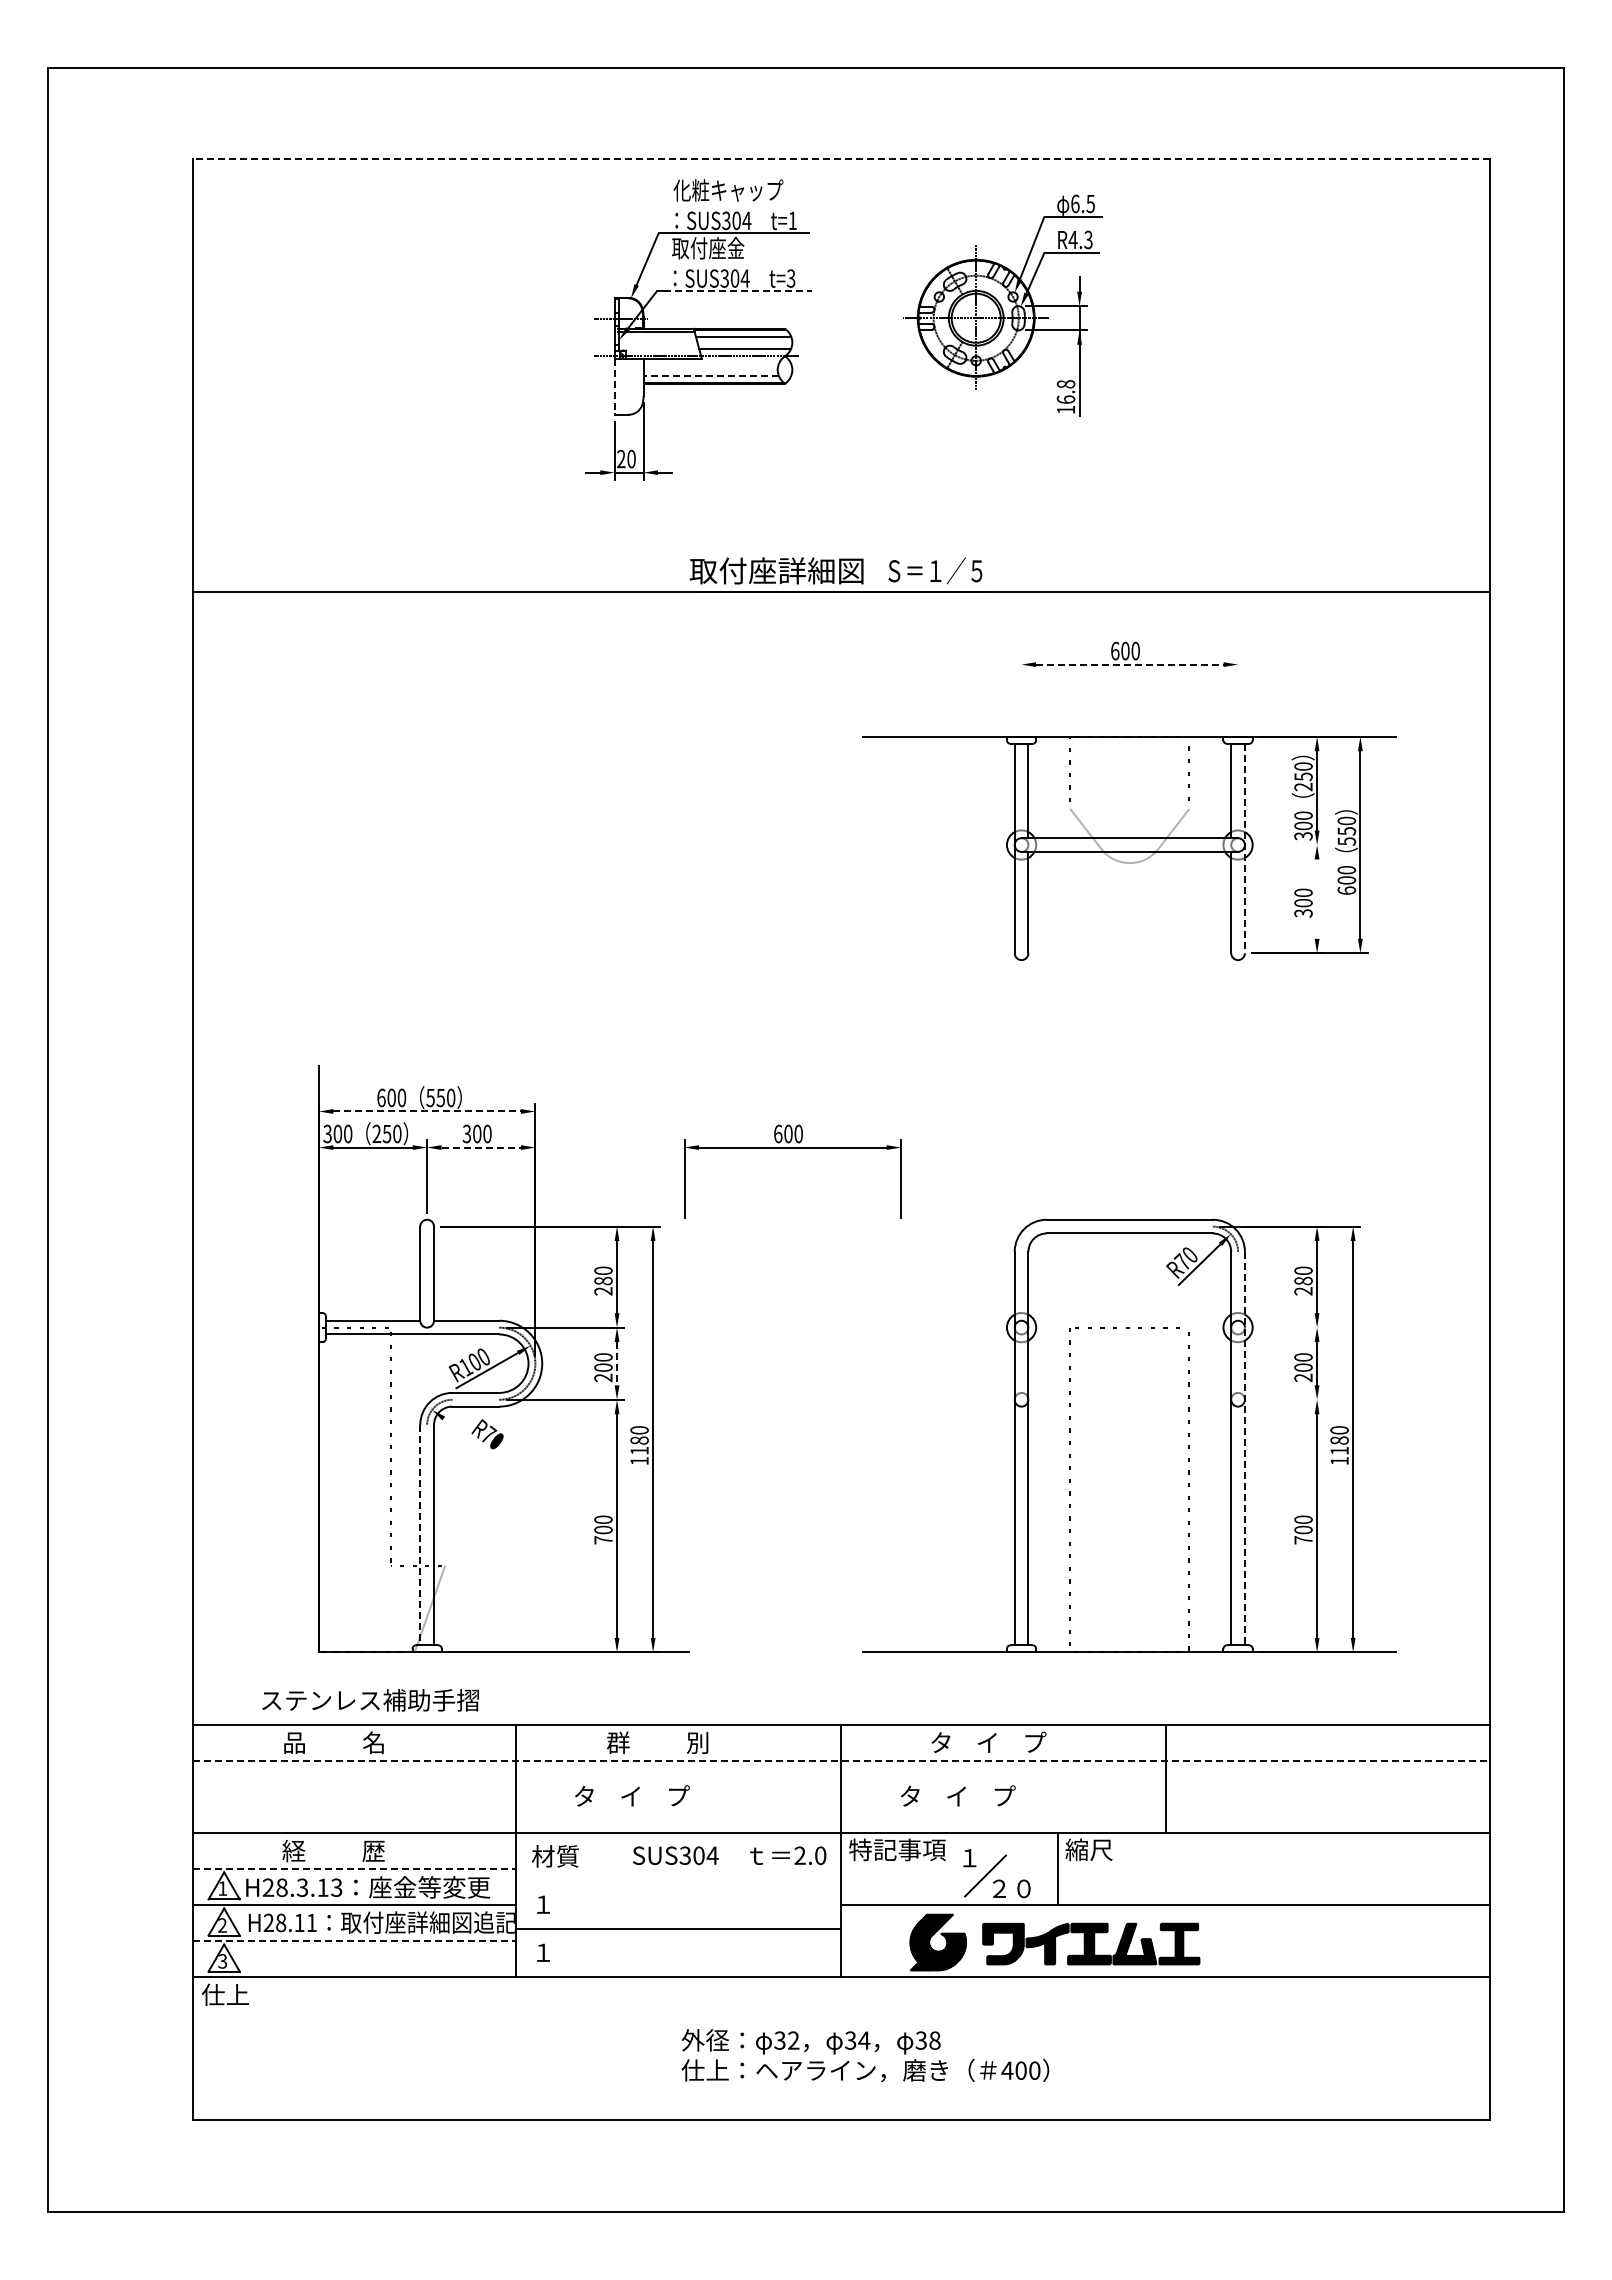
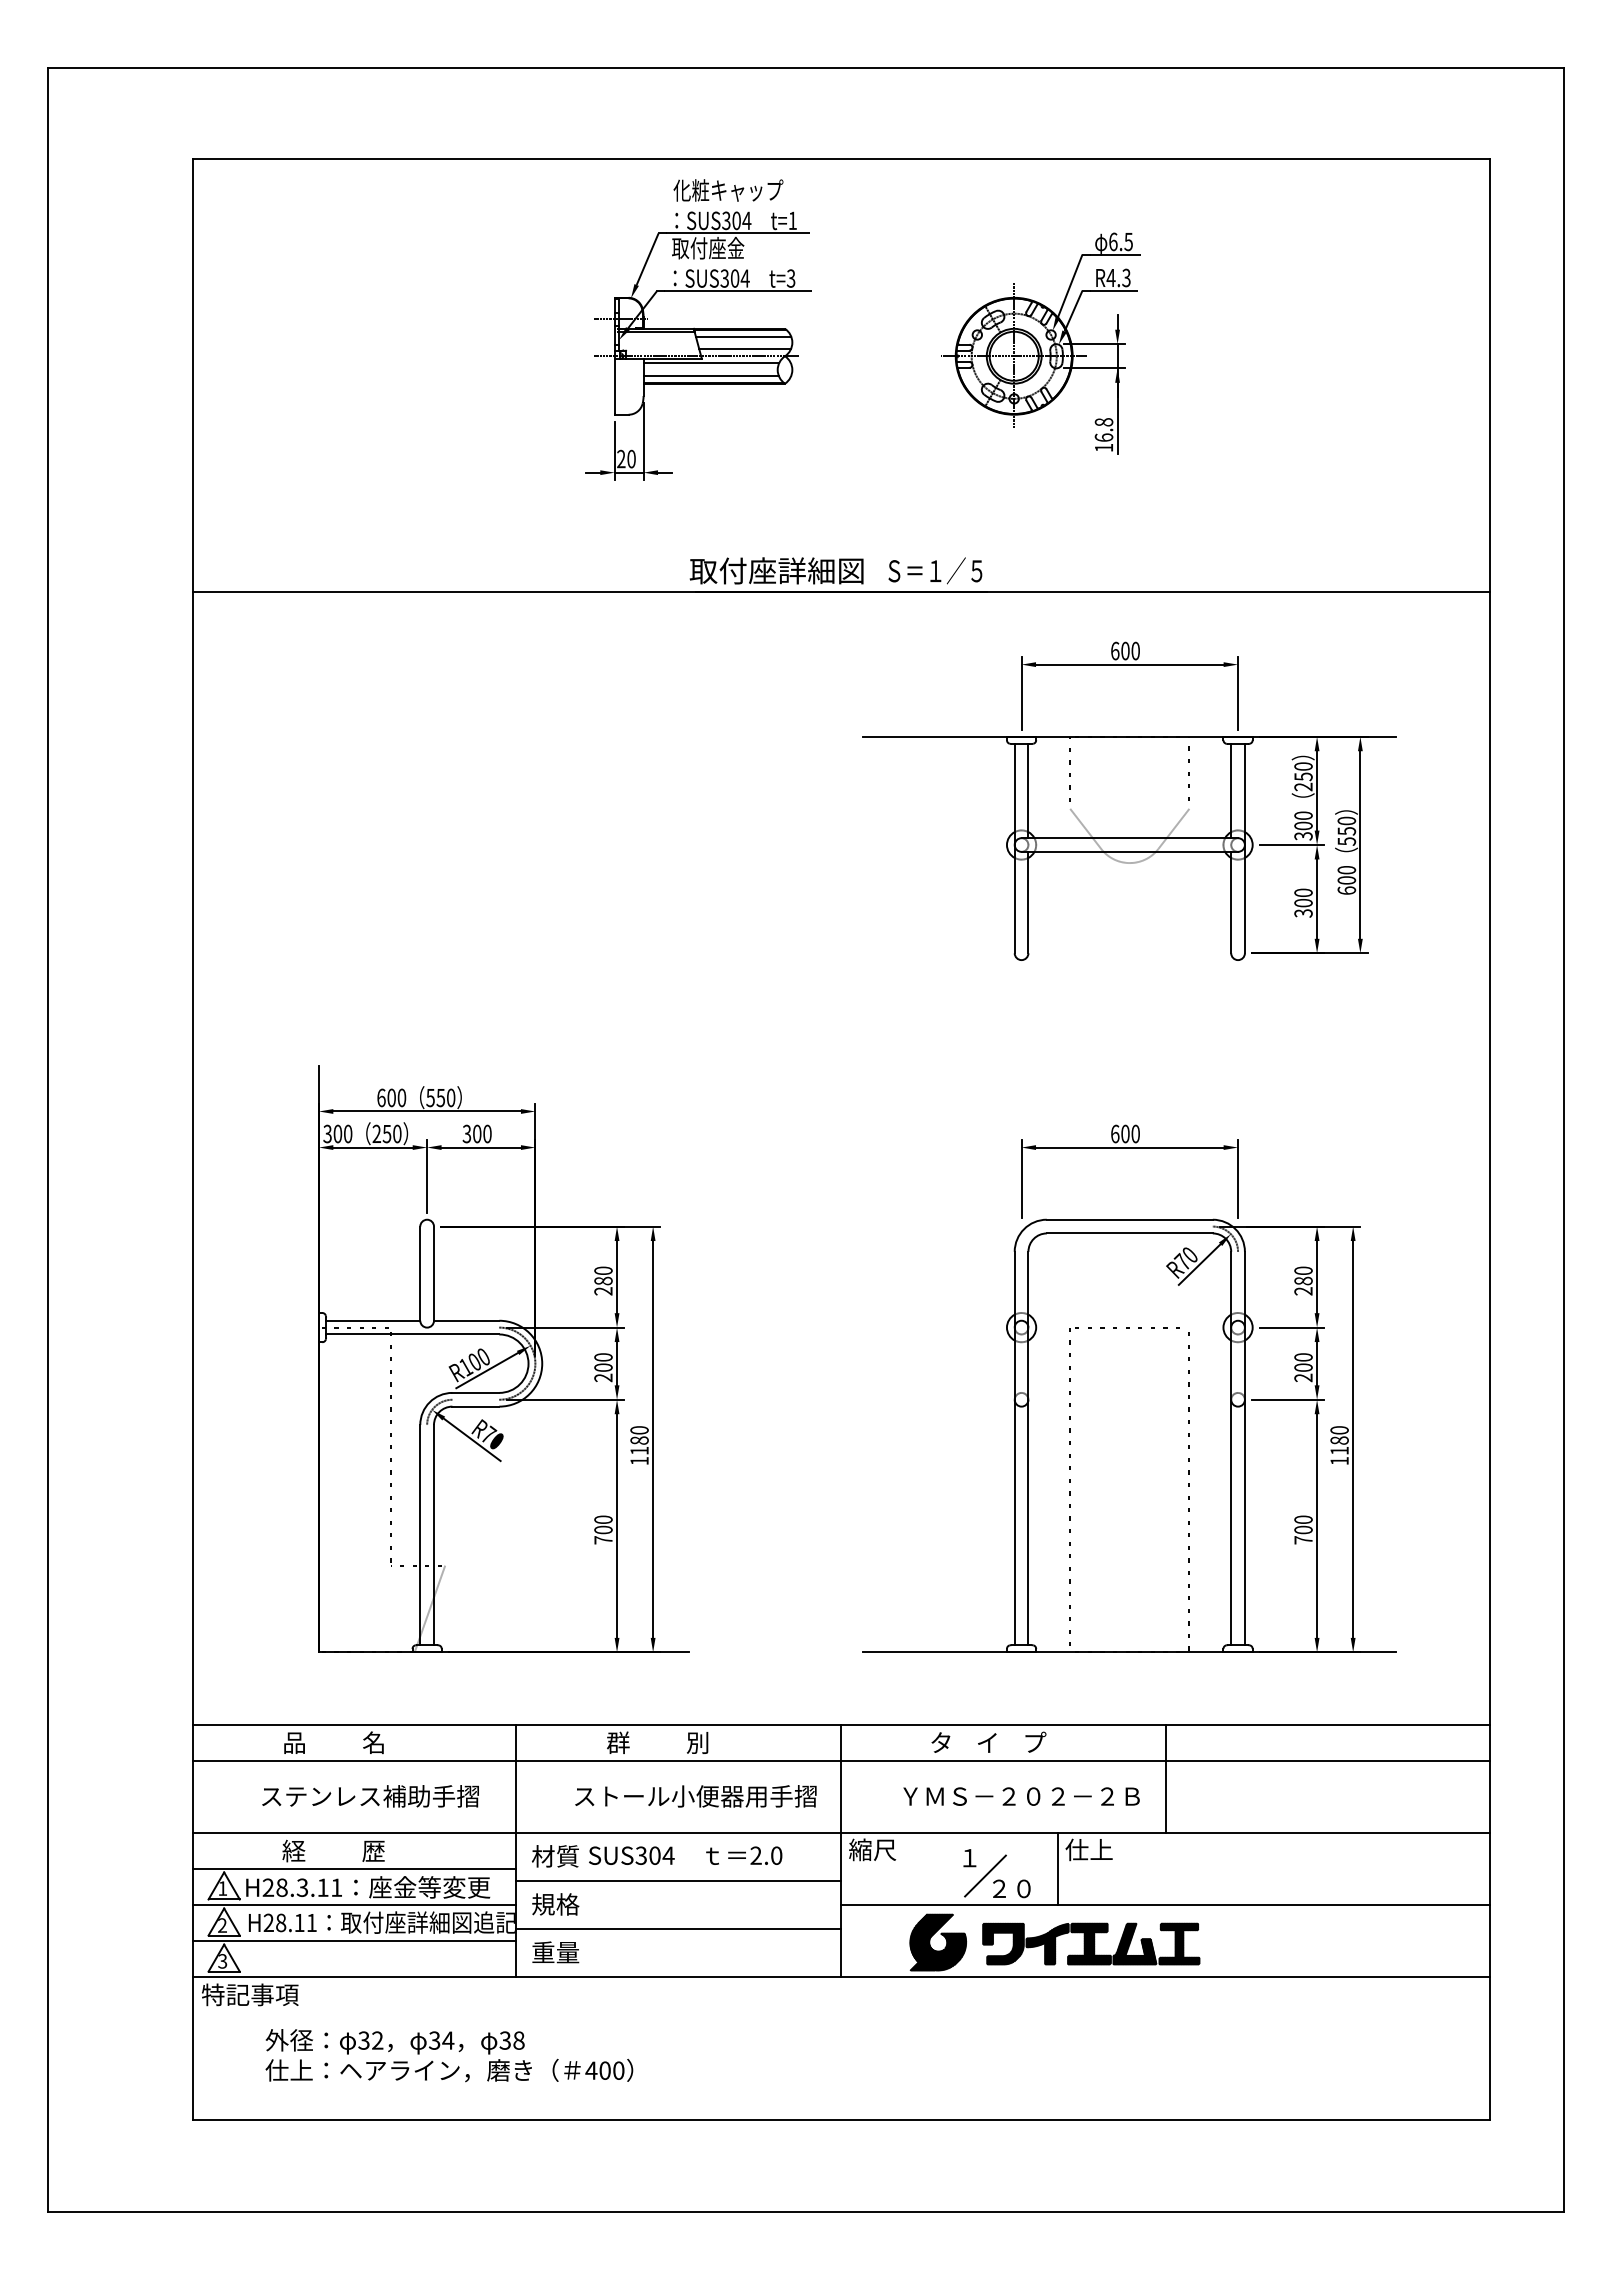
line: dashed -> solid (841, 159)
line: dashed -> solid (738, 291)
part position: (1002, 305) -> (1040, 343) (1040, 343)
line: none -> present (711, 363)
line: dashed -> solid (711, 375)
line: dashed -> solid (614, 386)
line: dashed -> solid (1129, 664)
line: none -> present (1021, 693)
line: none -> present (1238, 693)
line: none -> present (1291, 845)
line: dashed -> solid (1244, 848)
line: none -> present (1317, 898)
line: dashed -> solid (427, 1111)
line: dashed -> solid (481, 1147)
part position: (792, 1148) -> (1129, 1148) (1129, 1148)
line: none -> present (1291, 1327)
line: dashed -> solid (617, 1363)
line: none -> present (1288, 1399)
line: none -> present (471, 1439)
line: dashed -> solid (1244, 1448)
line: dashed -> solid (420, 1535)
text position: (370, 1700) -> (370, 1796) (370, 1796)
line: dashed -> solid (841, 1760)
text: タ    イ    プ -> ＹＭＳ－２０２－２Ｂ (1019, 1795)
text: タ    イ    プ -> ストール小便器用手摺 (695, 1796)
text: 特記事項 -> 縮尺 (897, 1849)
text: 縮尺 -> 仕上 (1088, 1849)
text position: (729, 1855) -> (685, 1855) (685, 1855)
line: dashed -> solid (354, 1868)
line: none -> present (678, 1880)
text: H28.3.13 -> H28.3.11 (336, 1887)
text: １ -> 規格 (555, 1904)
line: dashed -> solid (354, 1940)
text: １ -> 重量 (555, 1952)
text: 仕上 -> 特記事項 (249, 1994)
text position: (865, 2055) -> (449, 2055) (449, 2055)
